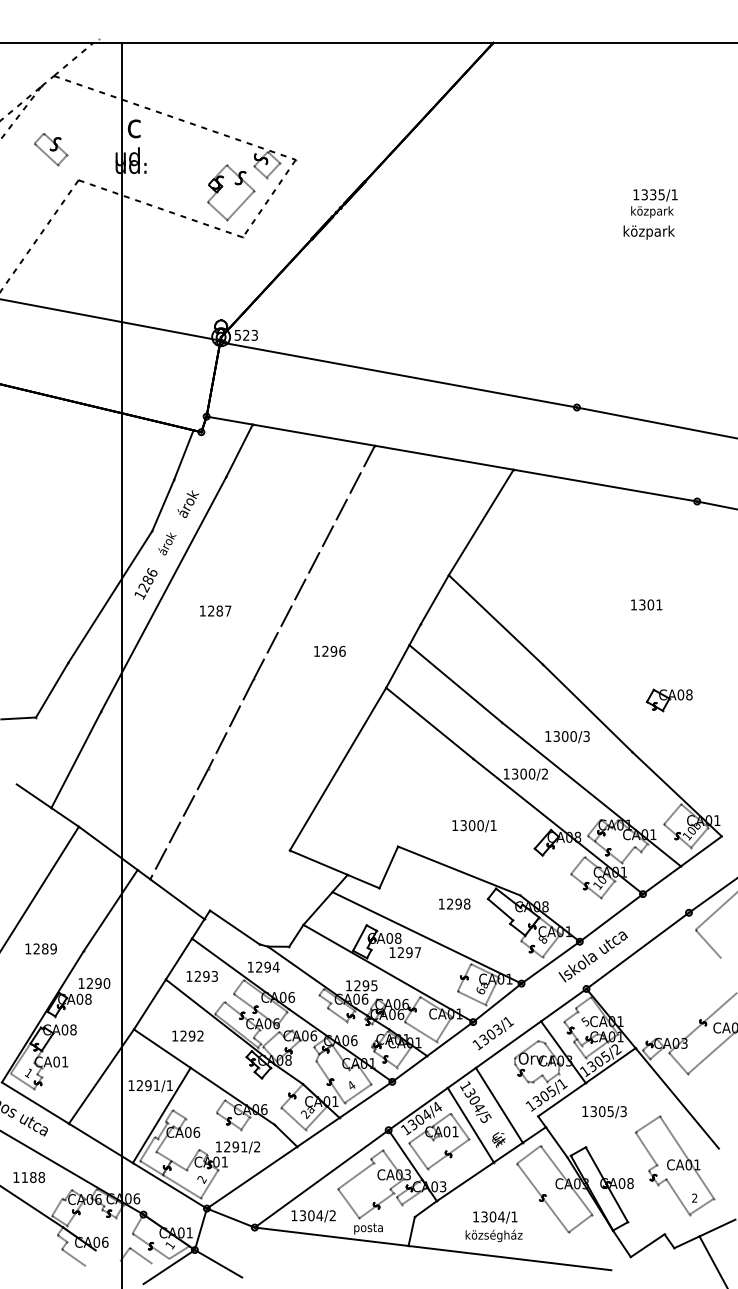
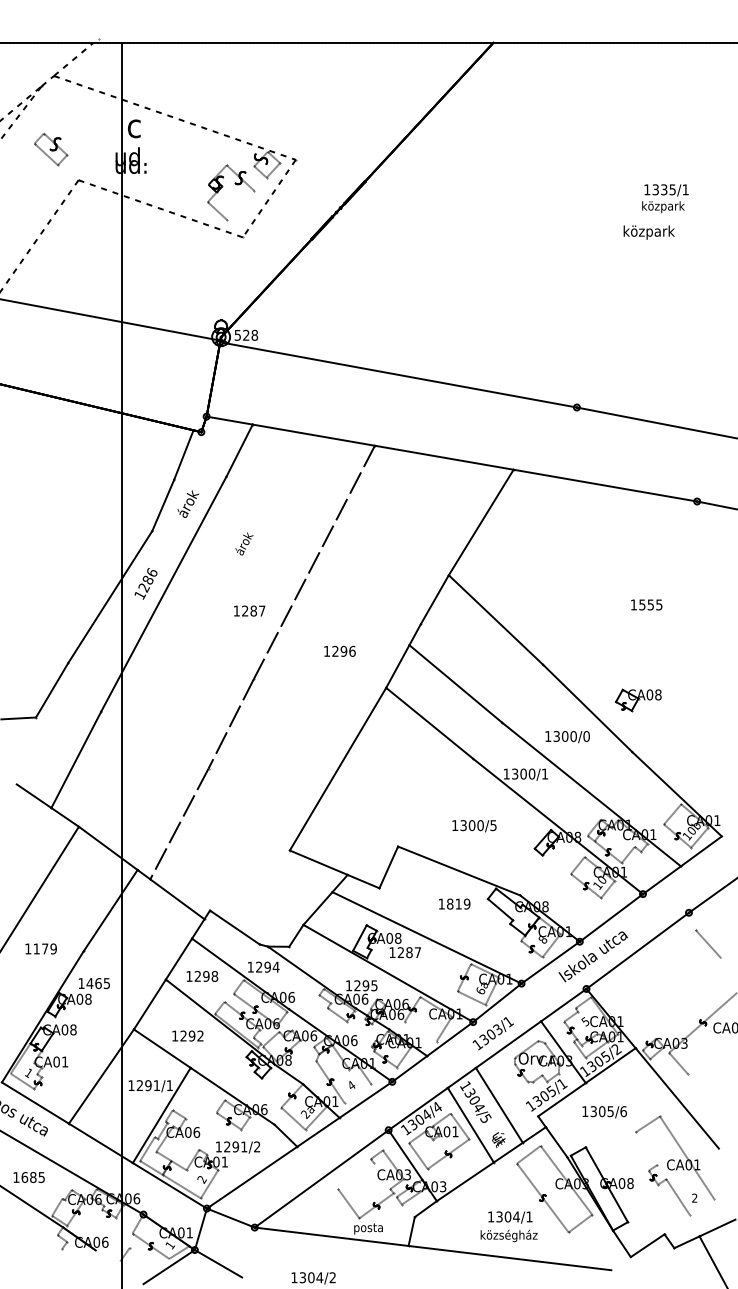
text position: (654, 203) -> (665, 198) (665, 198)
line: present -> none (240, 205)
text: 523 -> 528 (254, 335)
text position: (167, 543) -> (244, 543) (244, 543)
text: 1301 -> 1555 (650, 604)
text position: (215, 610) -> (249, 610) (249, 610)
text position: (329, 650) -> (339, 650) (339, 650)
part position: (668, 700) -> (637, 700) (637, 700)
text: 1300/3 -> 1300/0 (586, 736)
text: 1300/2 -> 1300/1 (544, 773)
text: 1300/1 -> 1300/5 (493, 825)
text: 1298 -> 1819 (458, 903)
line: present -> none (714, 911)
text: 1289 -> 1179 (40, 948)
text: 1297 -> 1287 (409, 952)
text: 1293 -> 1298 (214, 976)
text: 1290 -> 1465 (98, 983)
line: present -> none (420, 1031)
line: present -> none (710, 1053)
line: present -> none (357, 1093)
text: 1305/3 -> 1305/6 (623, 1111)
line: present -> none (646, 1148)
line: present -> none (355, 1176)
text: 1188 -> 1685 (33, 1177)
line: present -> none (701, 1206)
text position: (313, 1216) -> (313, 1278) (313, 1278)
text position: (493, 1226) -> (508, 1226) (508, 1226)
line: present -> none (140, 1255)
line: present -> none (73, 1257)
